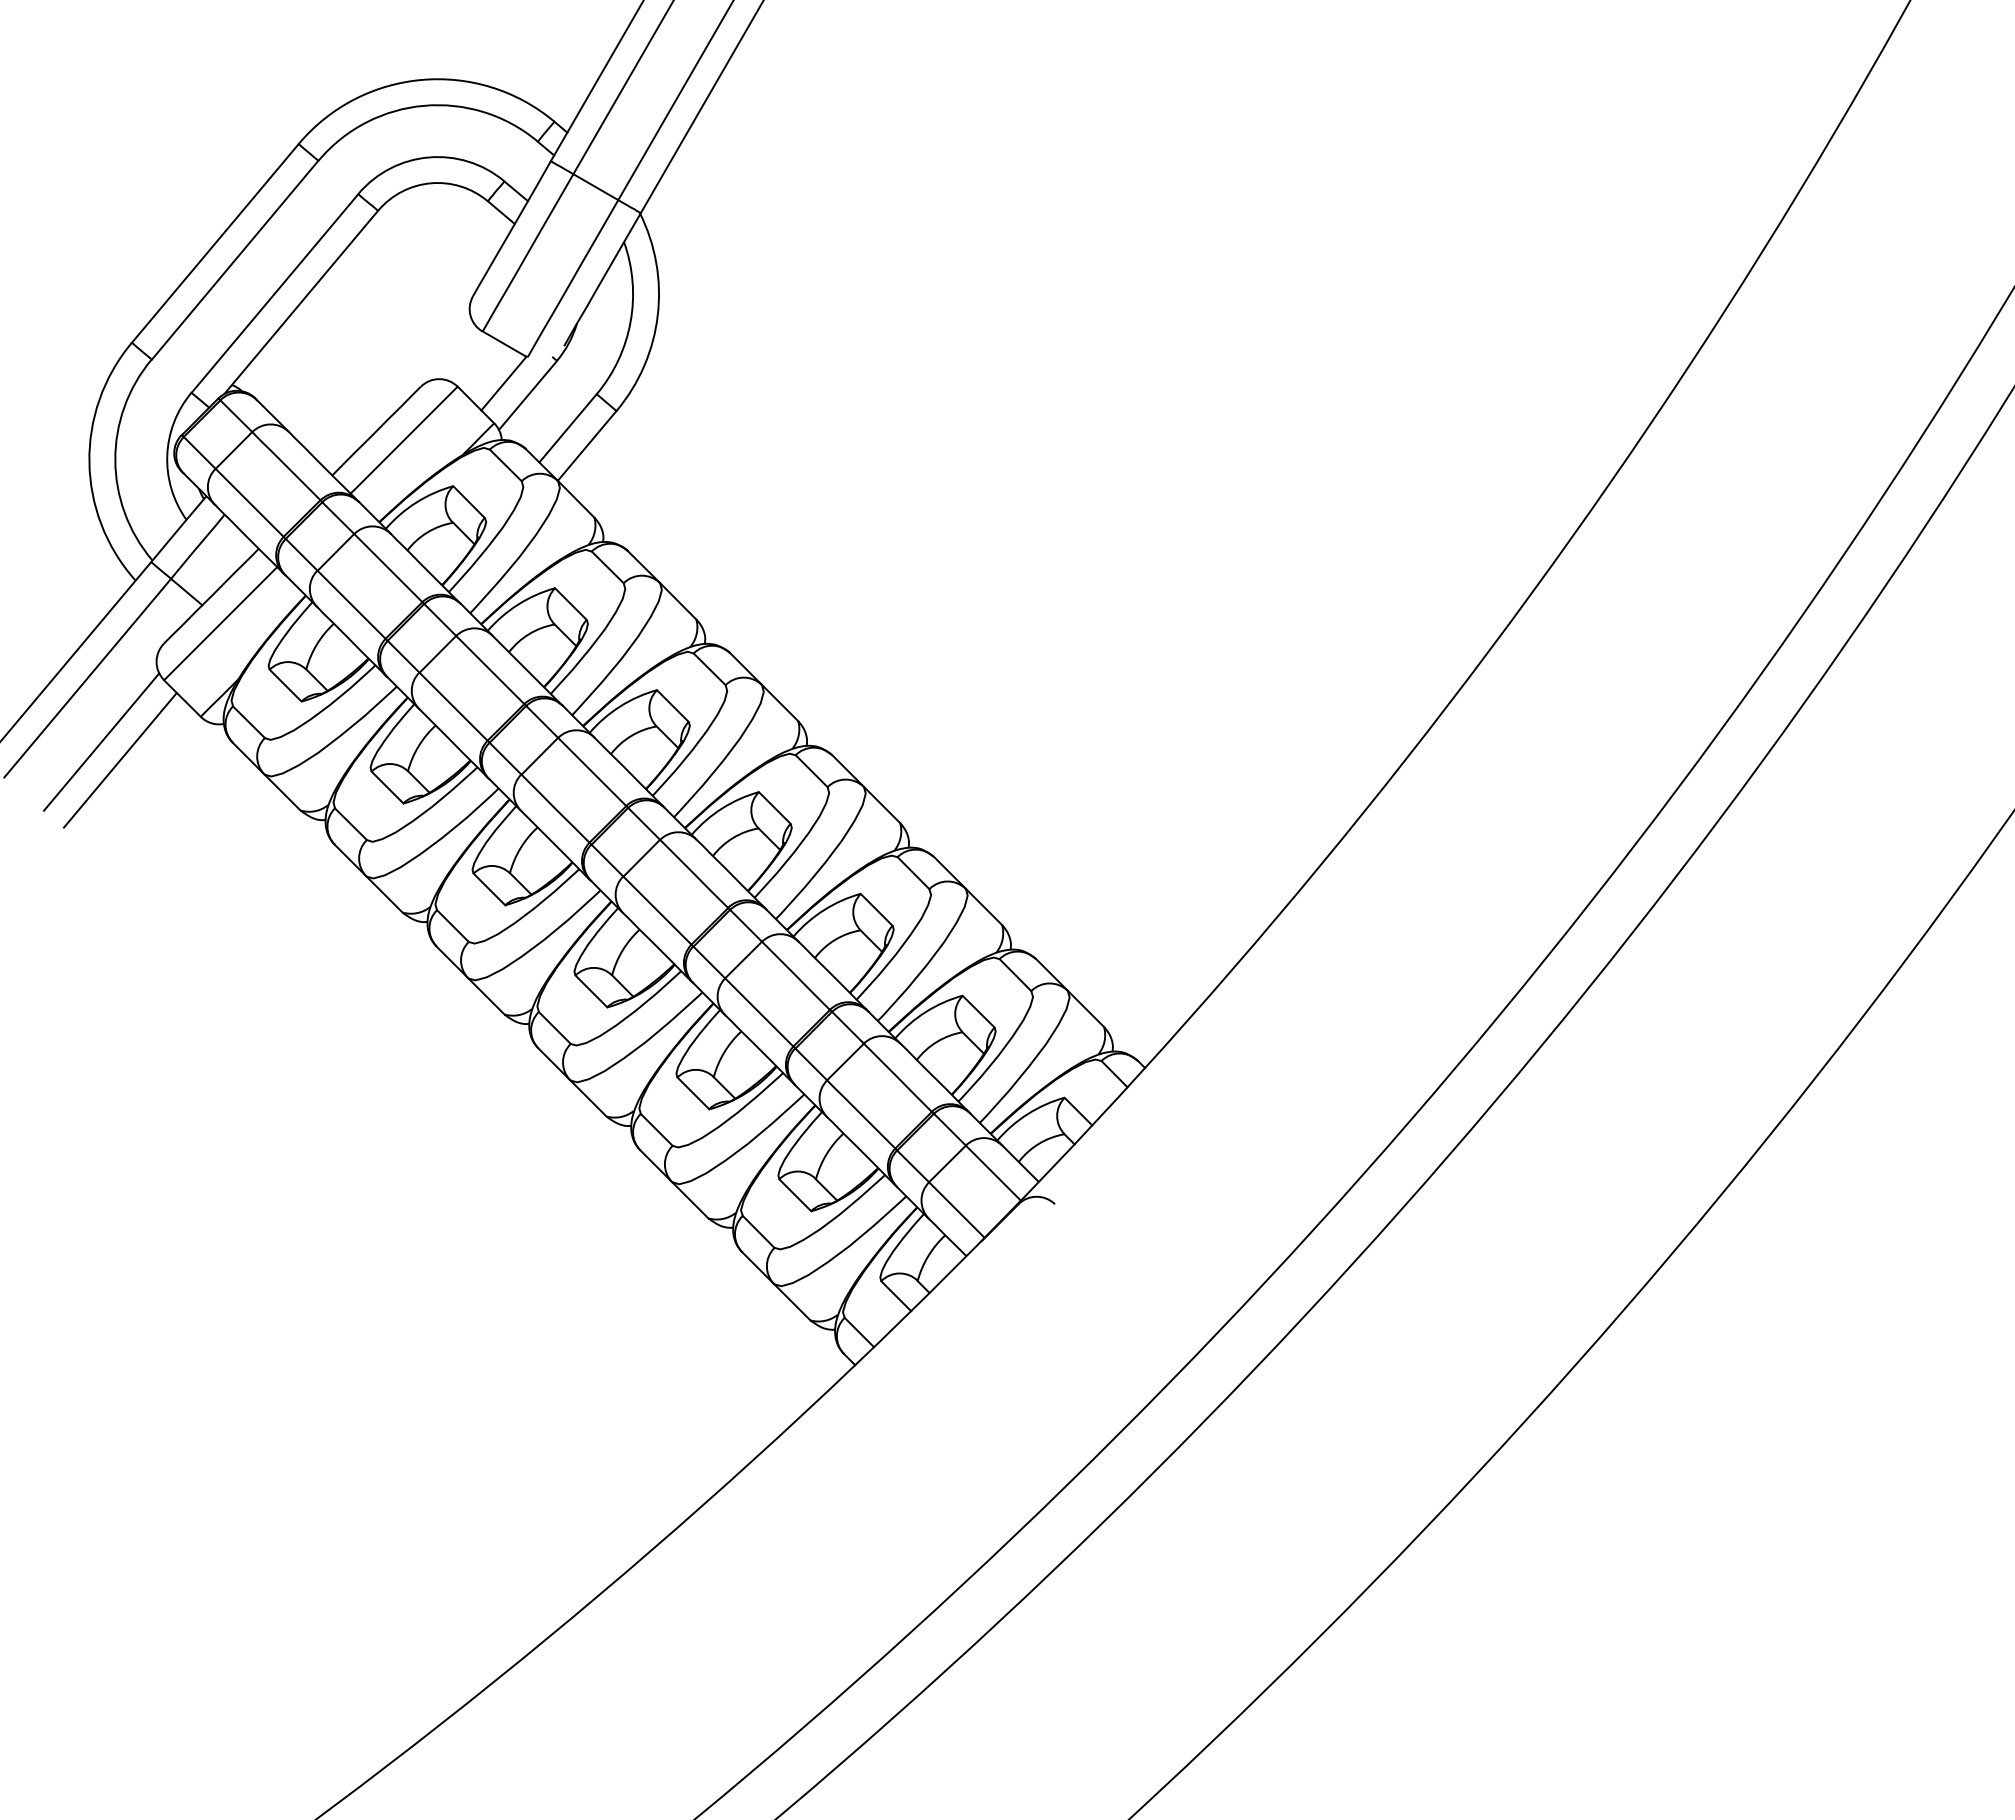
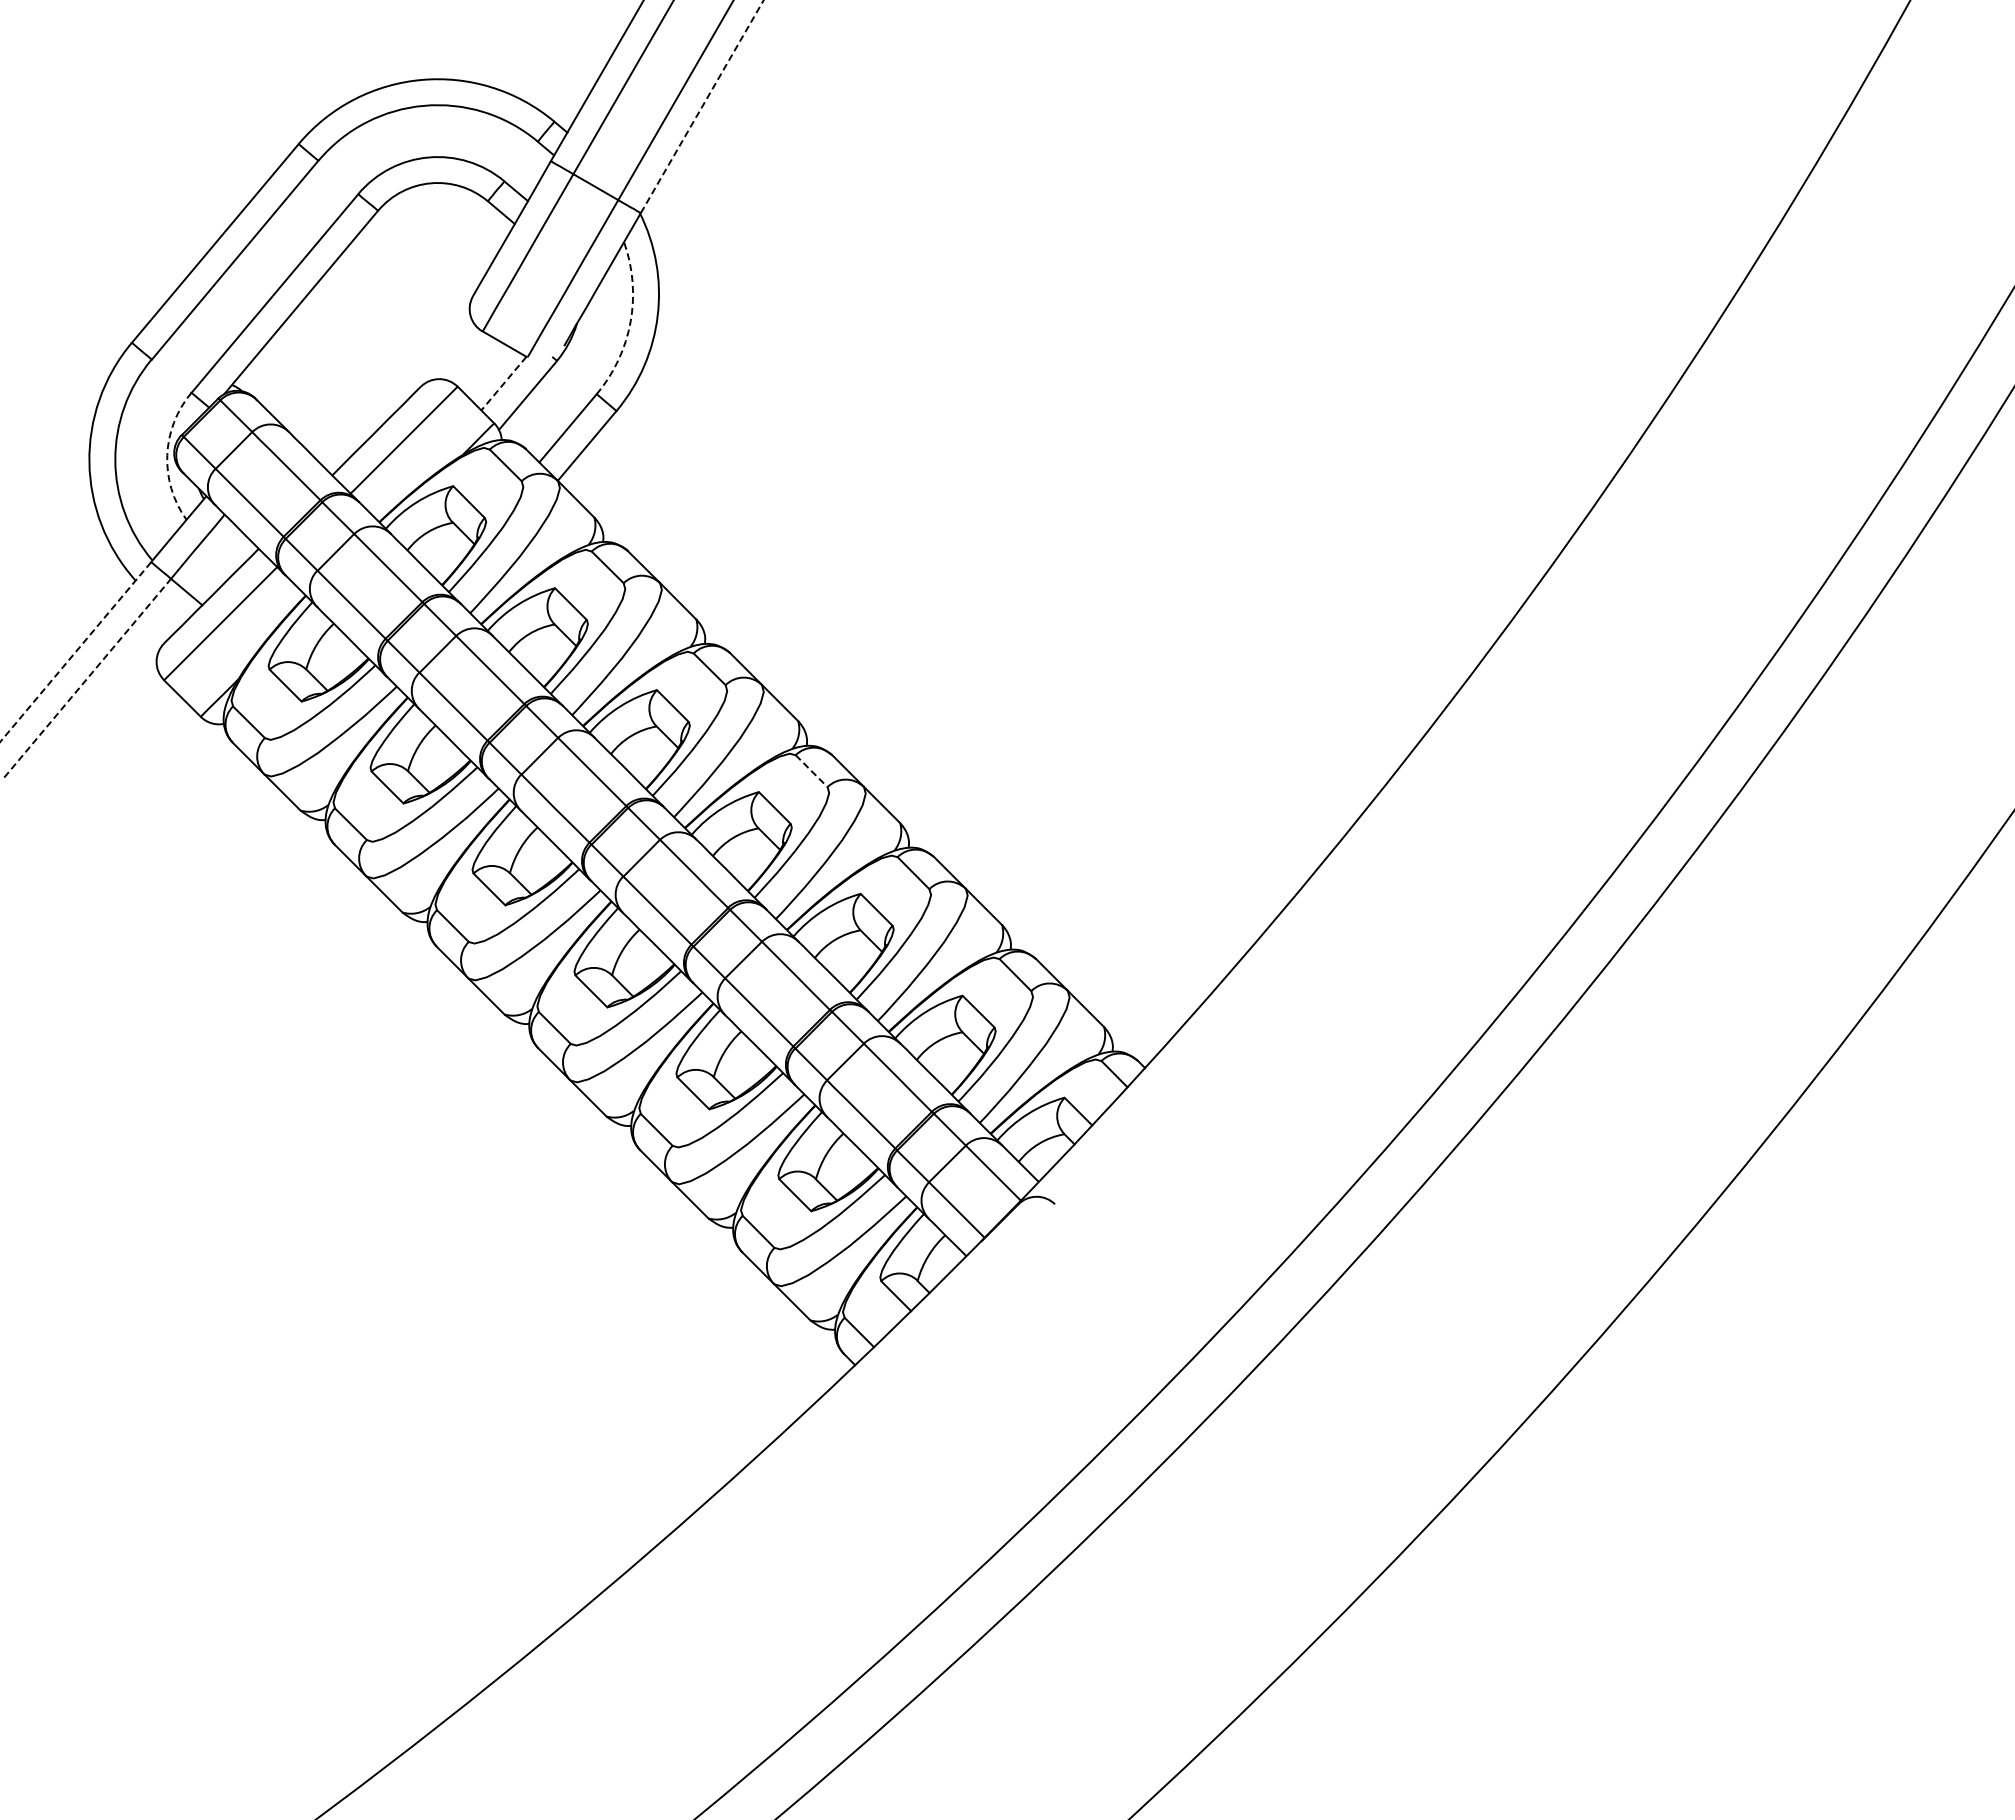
line: solid -> dashed (702, 106)
arc: solid -> dashed (630, 321)
line: solid -> dashed (503, 384)
arc: solid -> dashed (167, 455)
line: solid -> dashed (75, 652)
line: solid -> dashed (87, 678)
line: present -> none (101, 741)
line: present -> none (119, 760)
line: solid -> dashed (811, 771)
